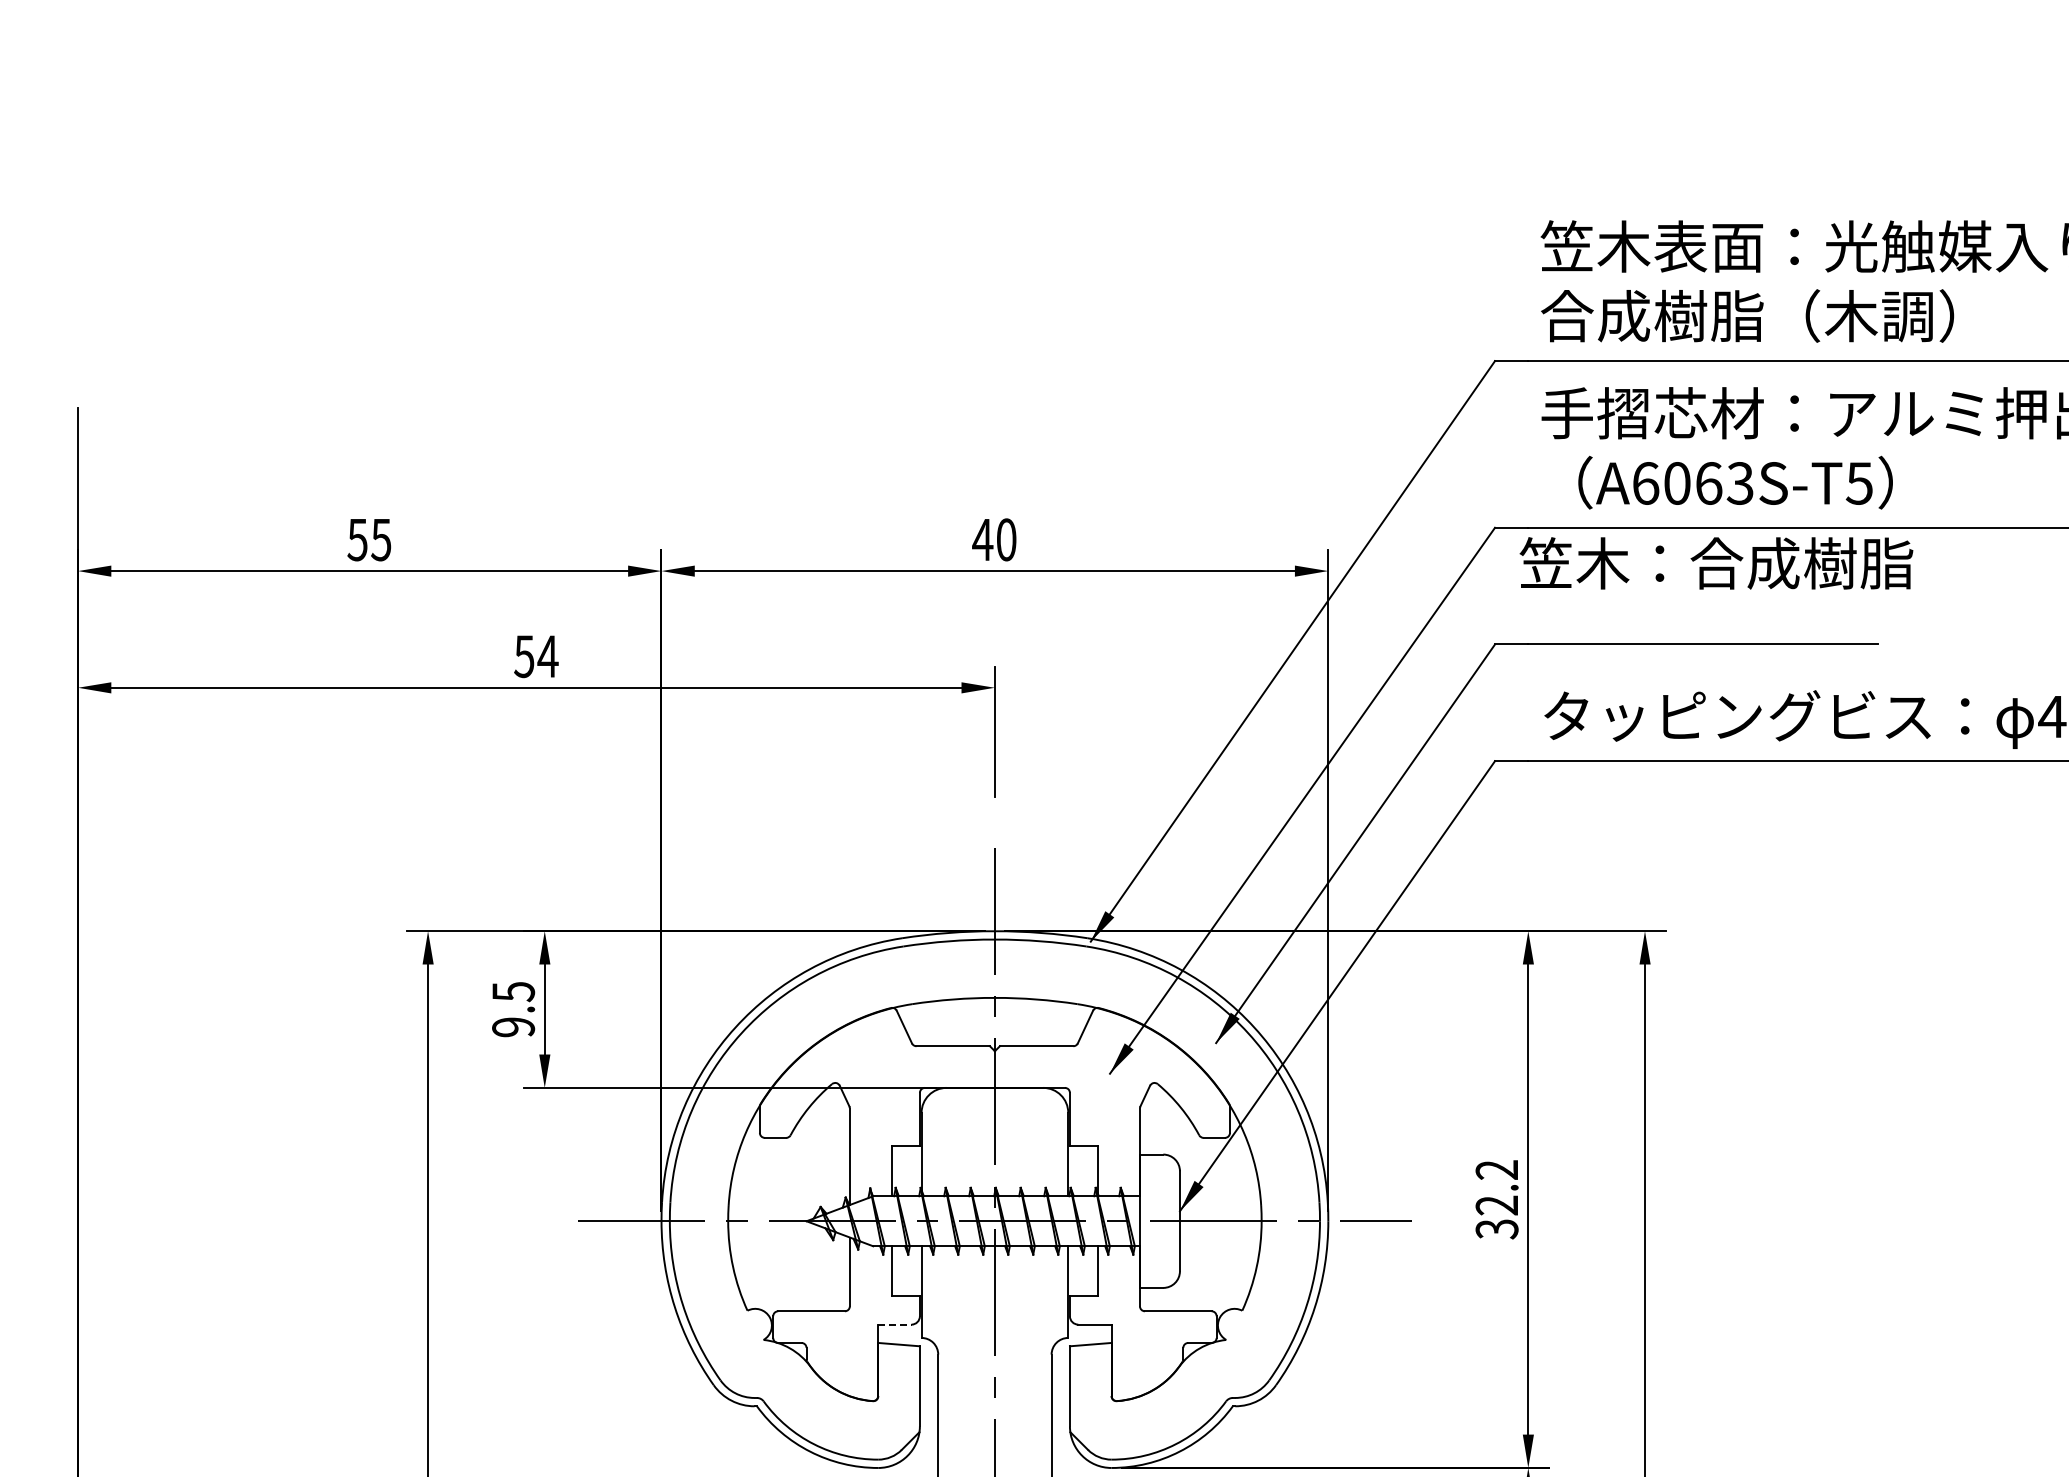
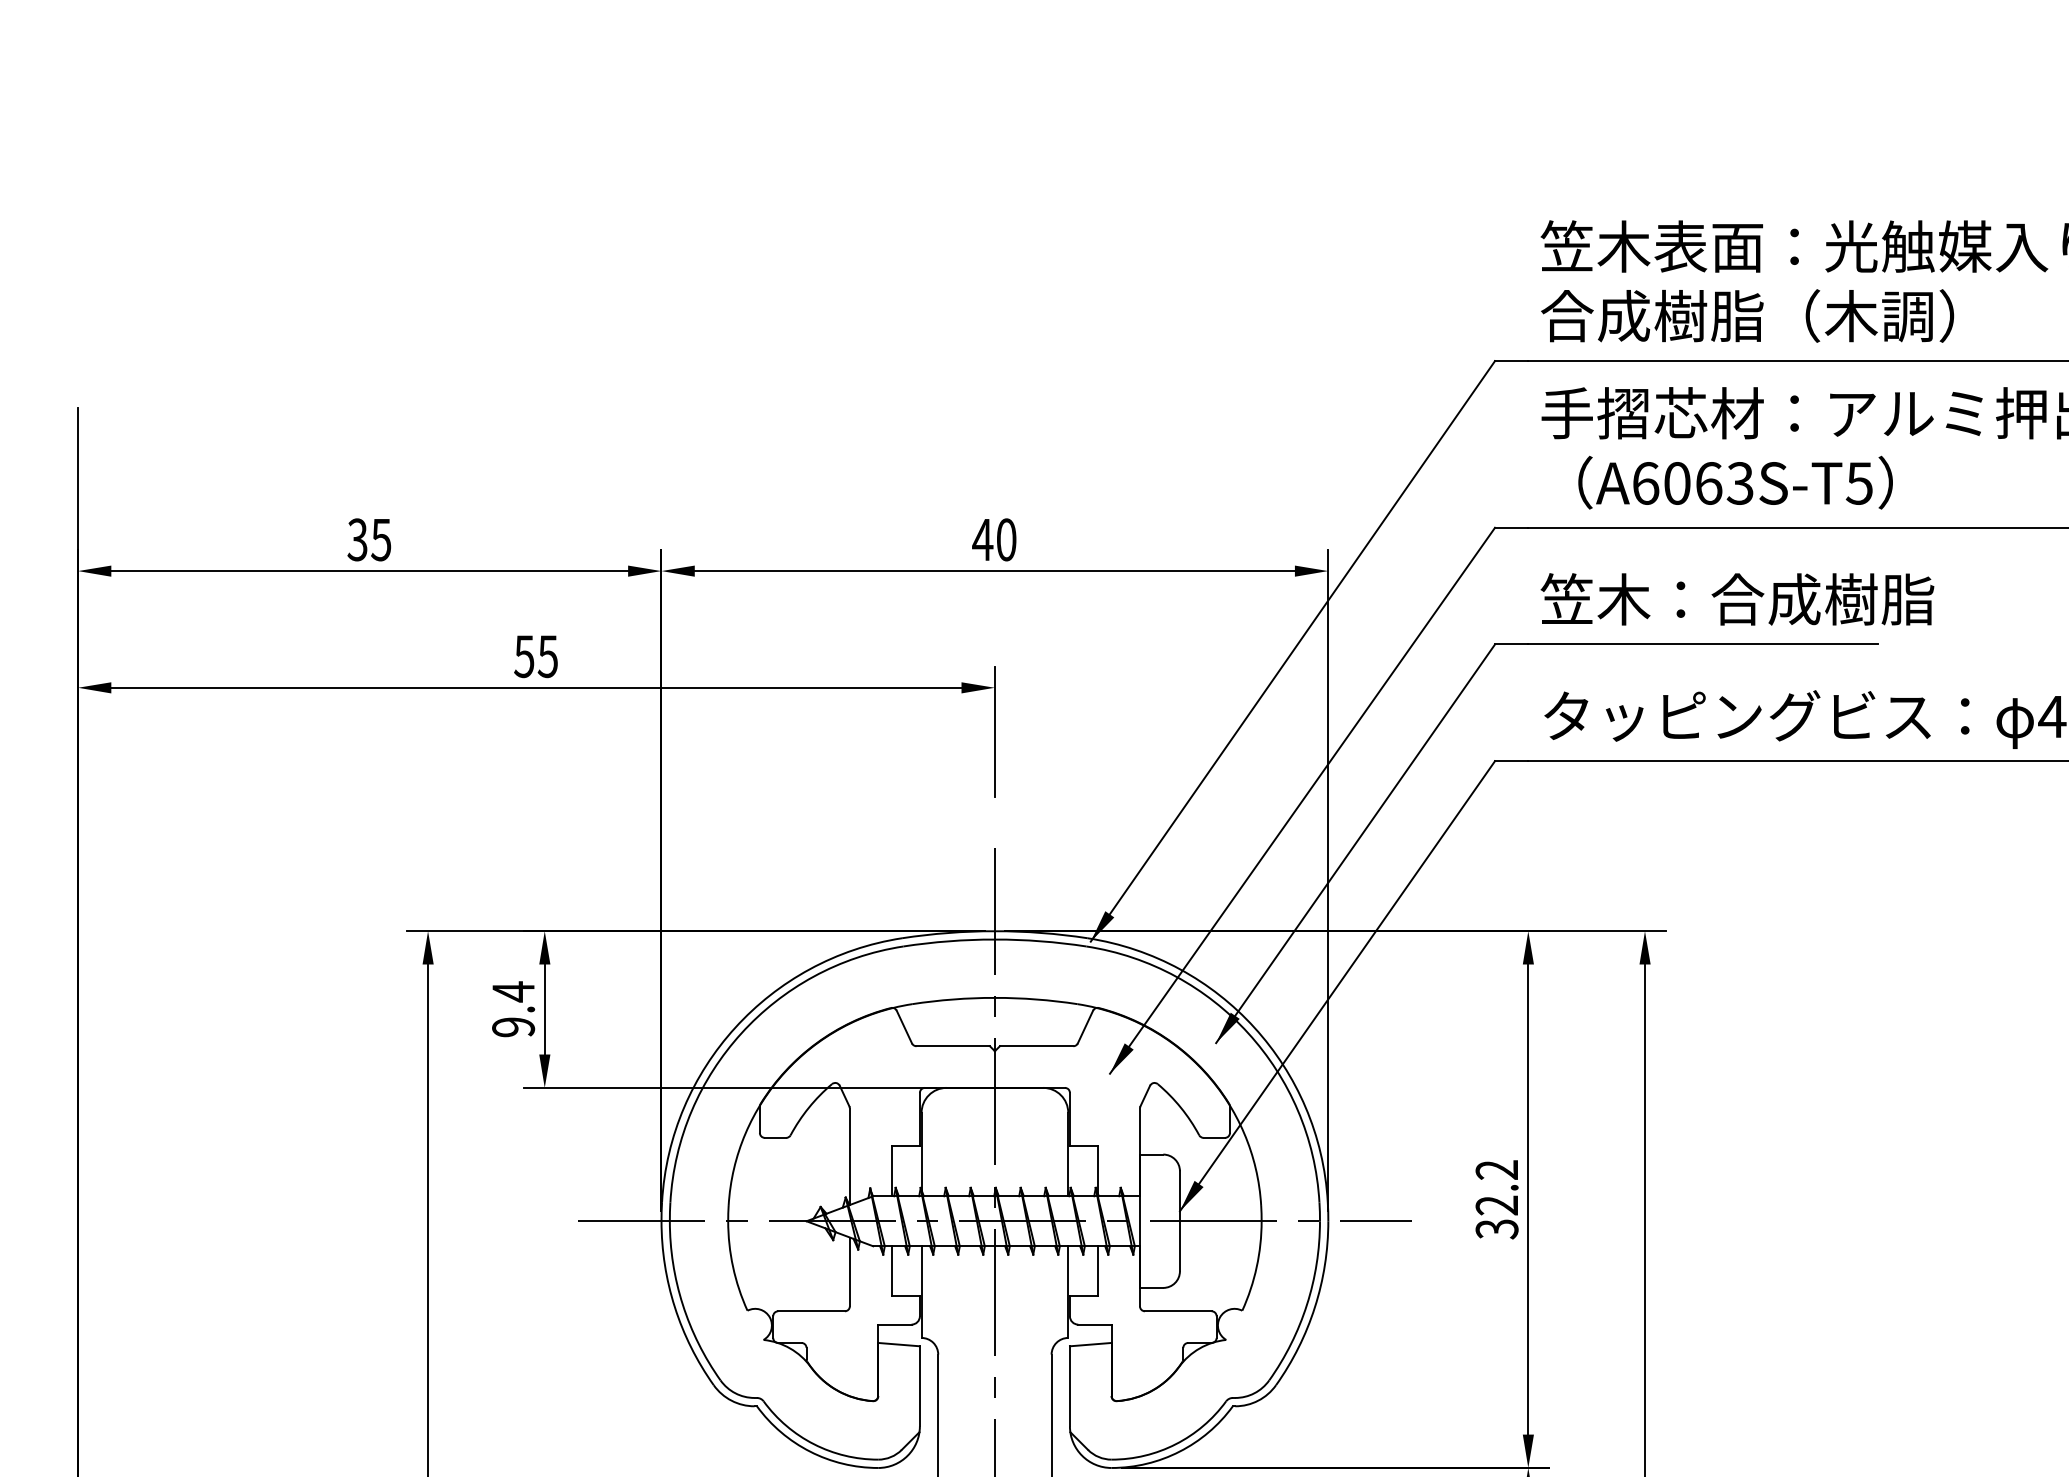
text: 55 -> 35 (357, 539)
text position: (1716, 563) -> (1737, 599) (1737, 599)
text: 54 -> 55 (547, 656)
text: 9.5 -> 9.4 (513, 991)
line: dashed -> solid (894, 1324)
